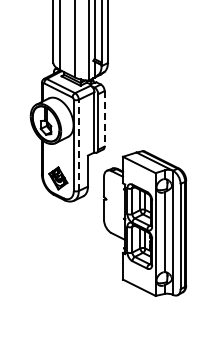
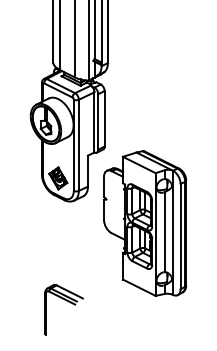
line: dashed -> solid (104, 118)
line: dashed -> solid (78, 145)
part: none -> present (66, 301)
